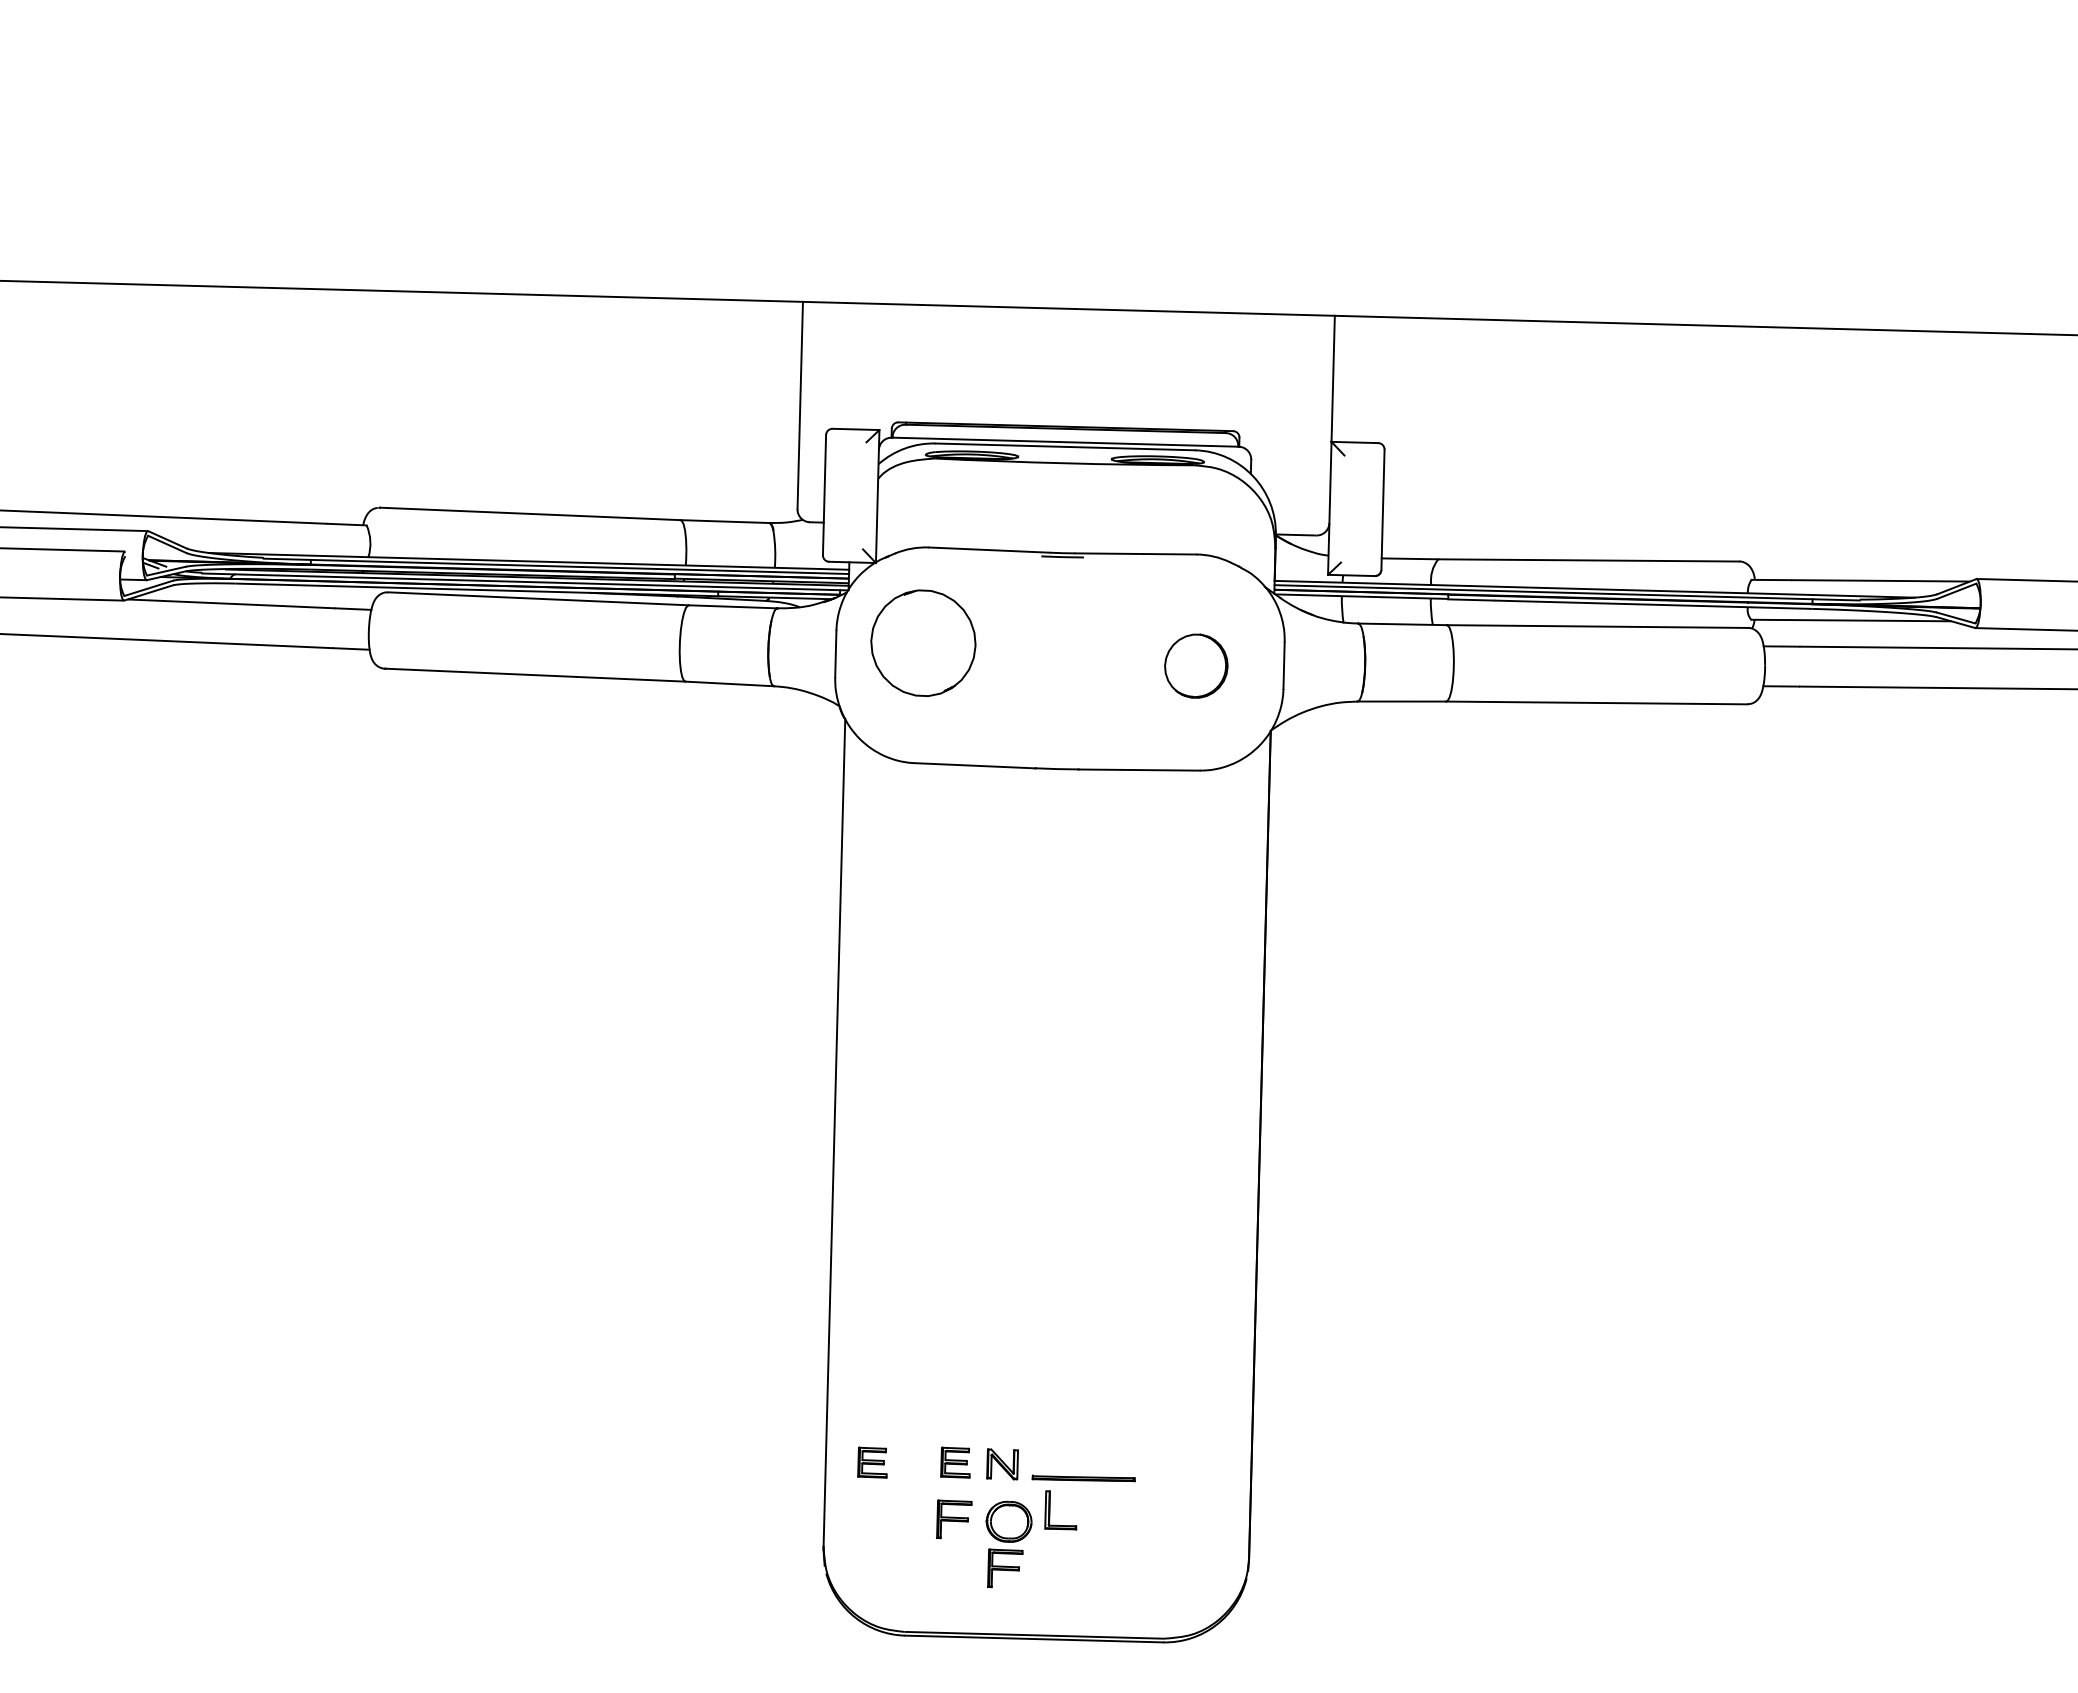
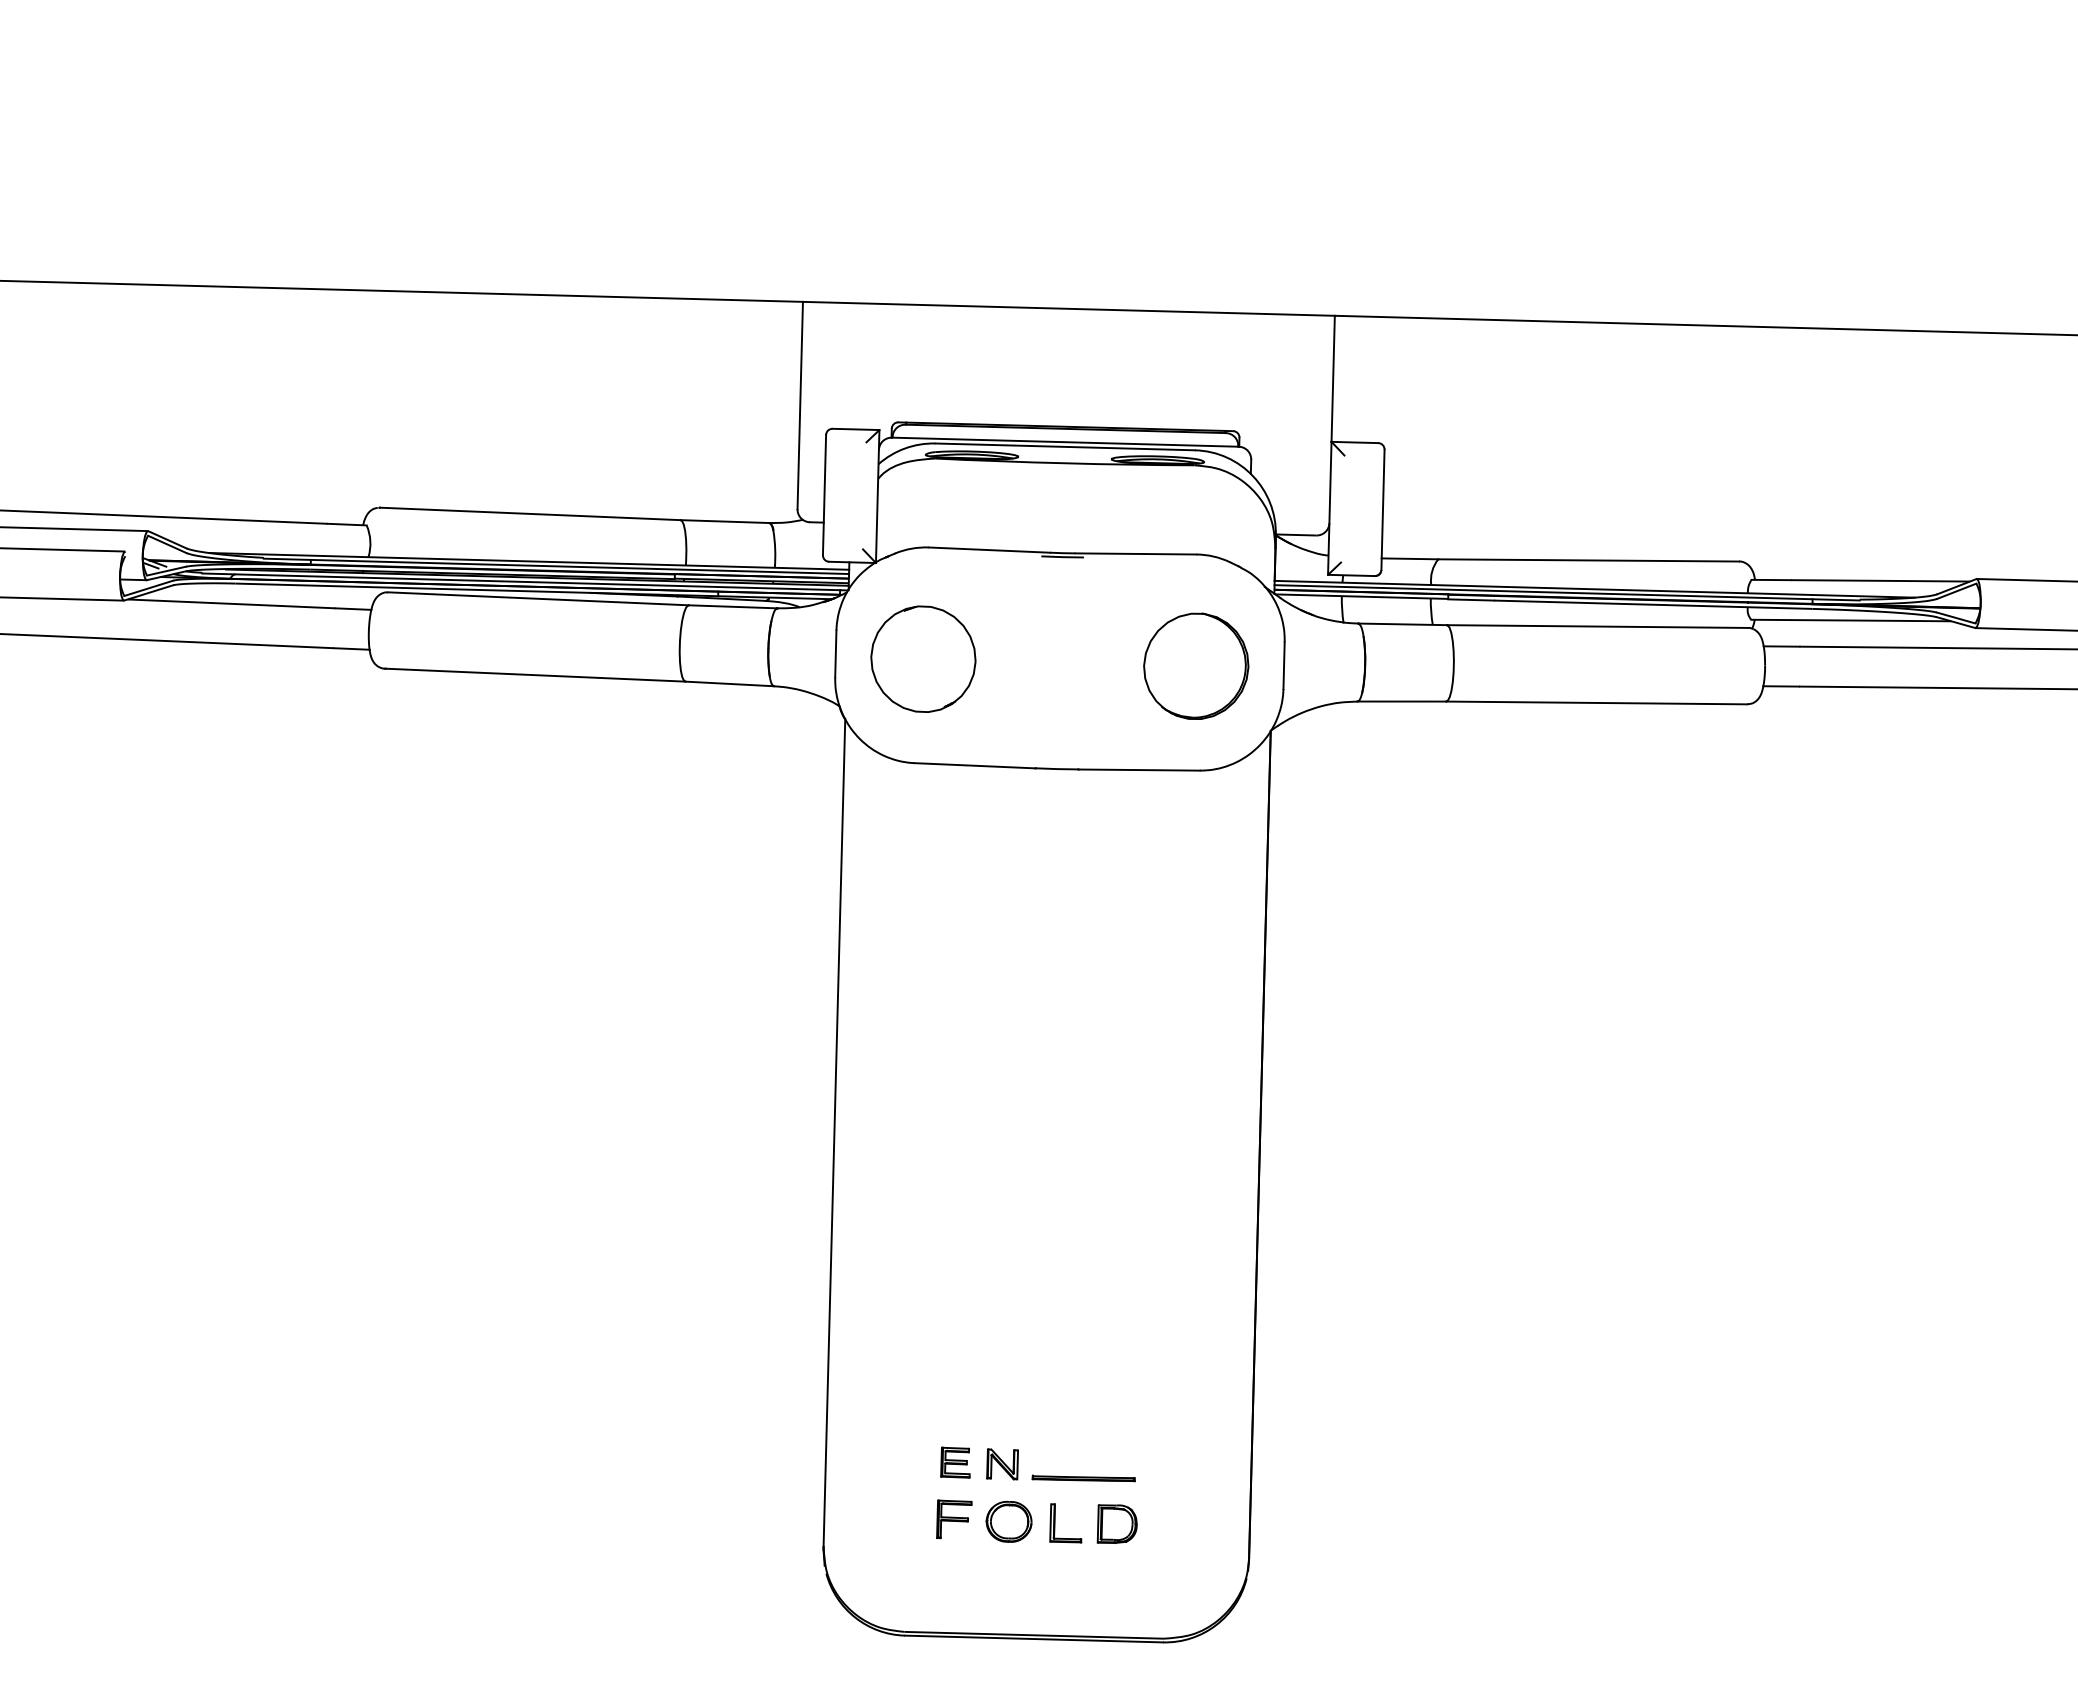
part position: (923, 642) -> (923, 658) (923, 658)
part size: 65x66 px -> 107x108 px (1196, 665)
part: present -> none (872, 1462)
part position: (1050, 1510) -> (1055, 1523) (1055, 1523)
part: none -> present (1116, 1523)
part: present -> none (1005, 1568)
